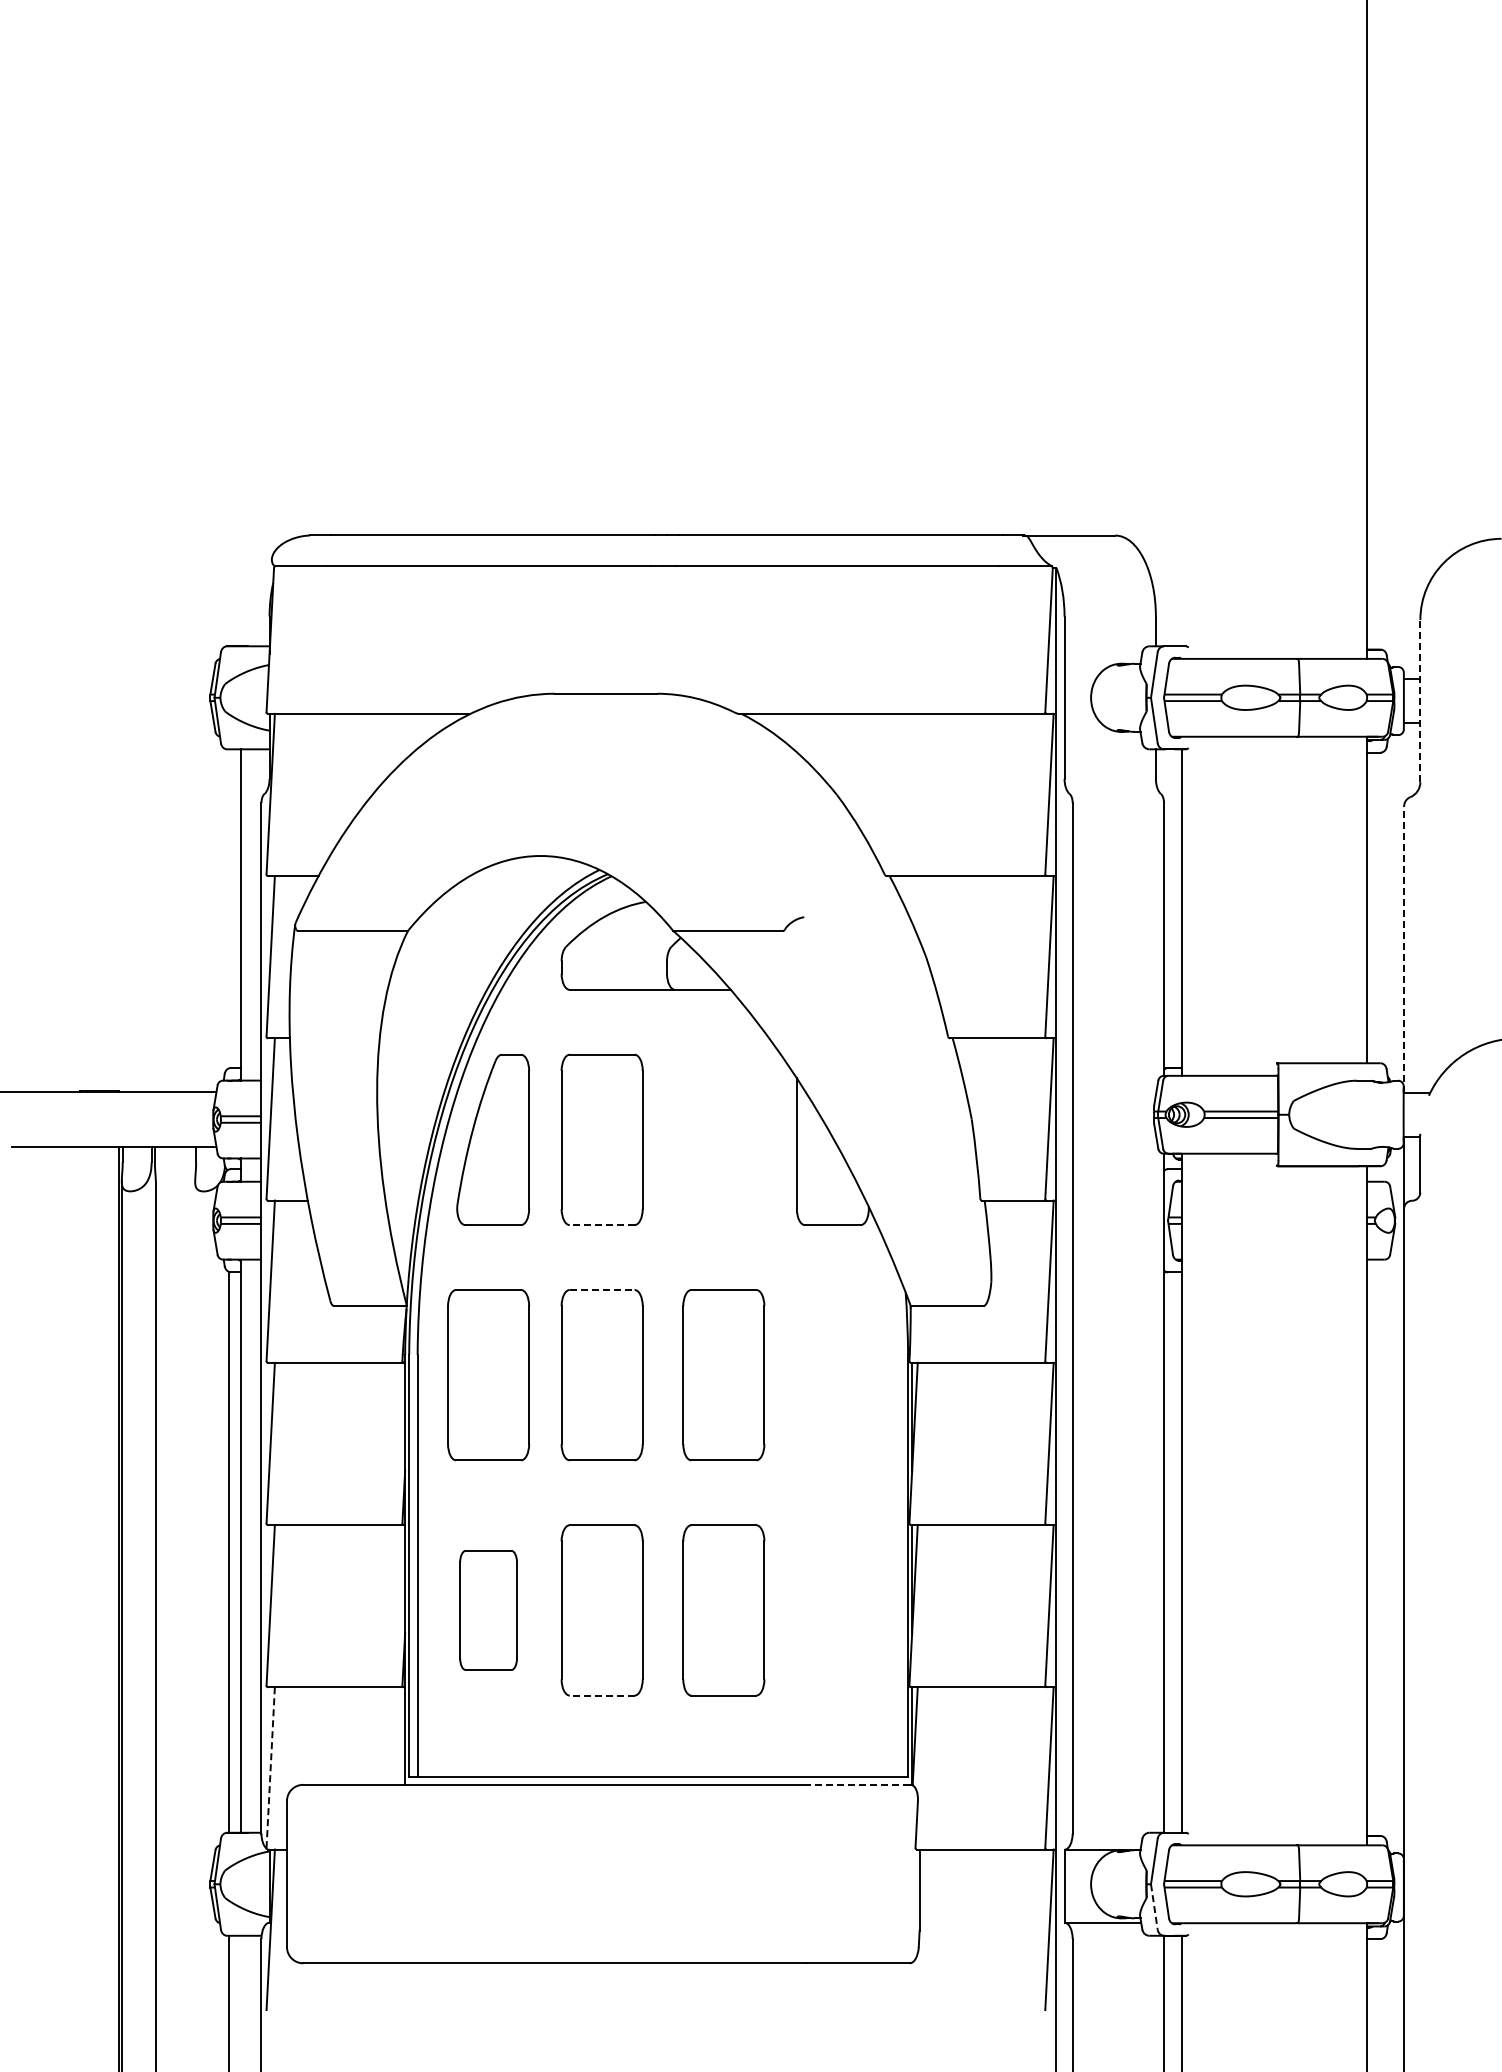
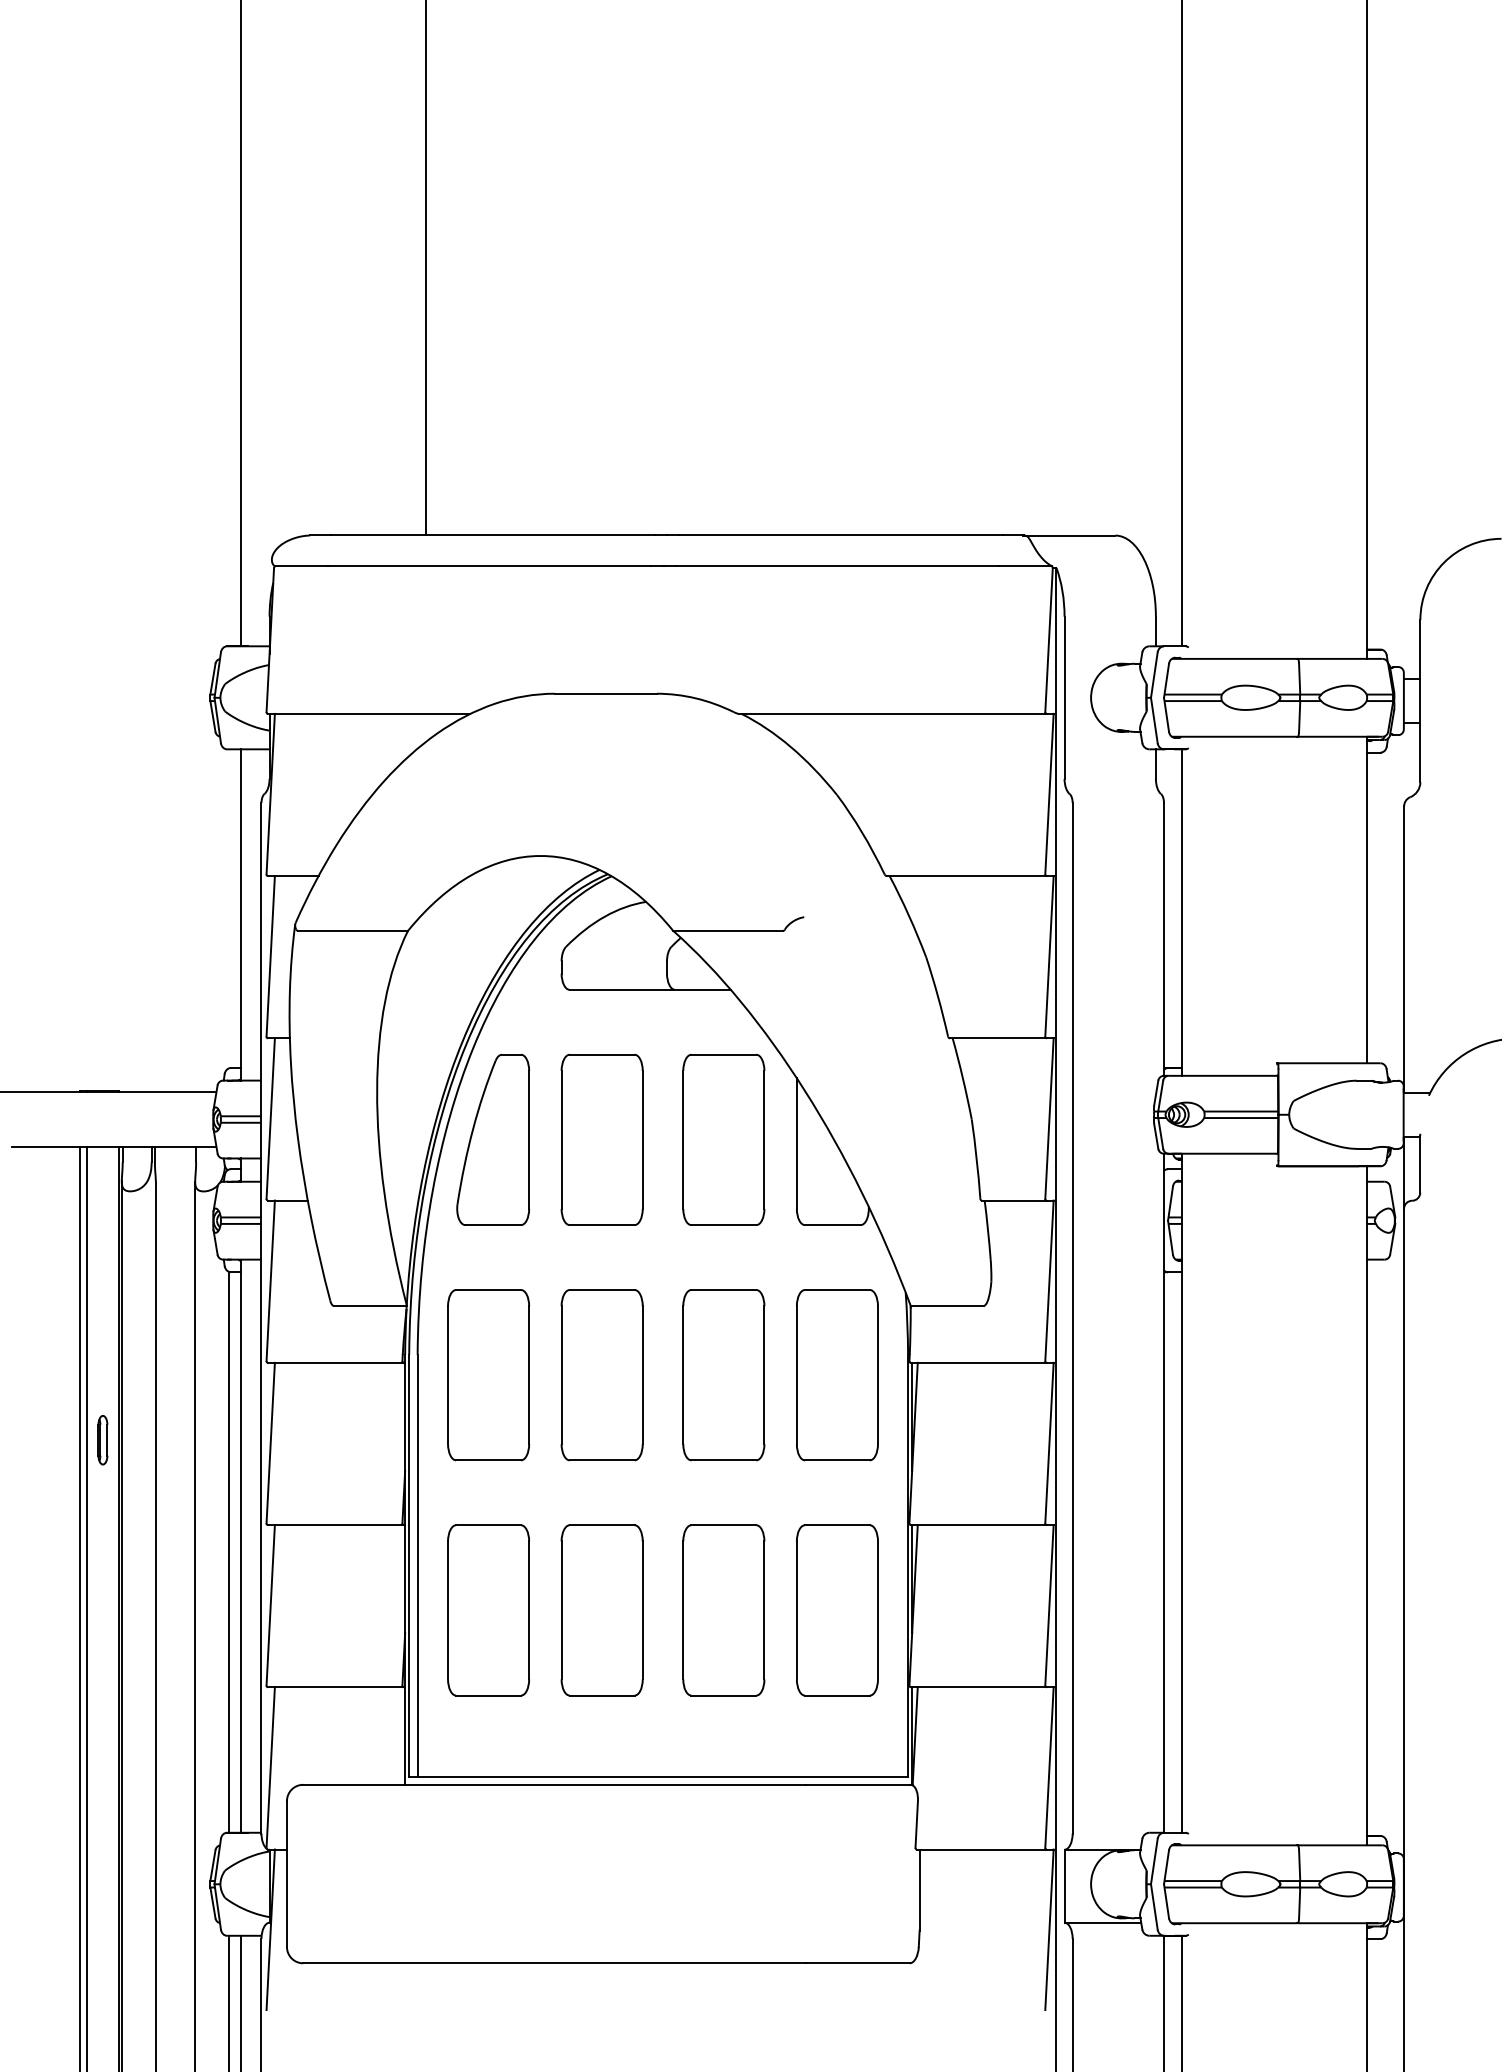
line: none -> present (425, 268)
line: none -> present (240, 324)
line: none -> present (1181, 324)
line: dashed -> solid (1420, 700)
line: dashed -> solid (1404, 949)
part: none -> present (723, 1139)
line: dashed -> solid (601, 1225)
line: dashed -> solid (602, 1290)
part: none -> present (837, 1375)
part: none -> present (102, 1440)
line: none -> present (79, 1607)
line: none -> present (86, 1607)
part size: 59x121 px -> 83x173 px (488, 1610)
part: none -> present (837, 1610)
line: none -> present (195, 1624)
line: dashed -> solid (601, 1695)
line: dashed -> solid (270, 1768)
line: dashed -> solid (858, 1784)
line: dashed -> solid (1154, 1906)
line: none -> present (240, 2001)
